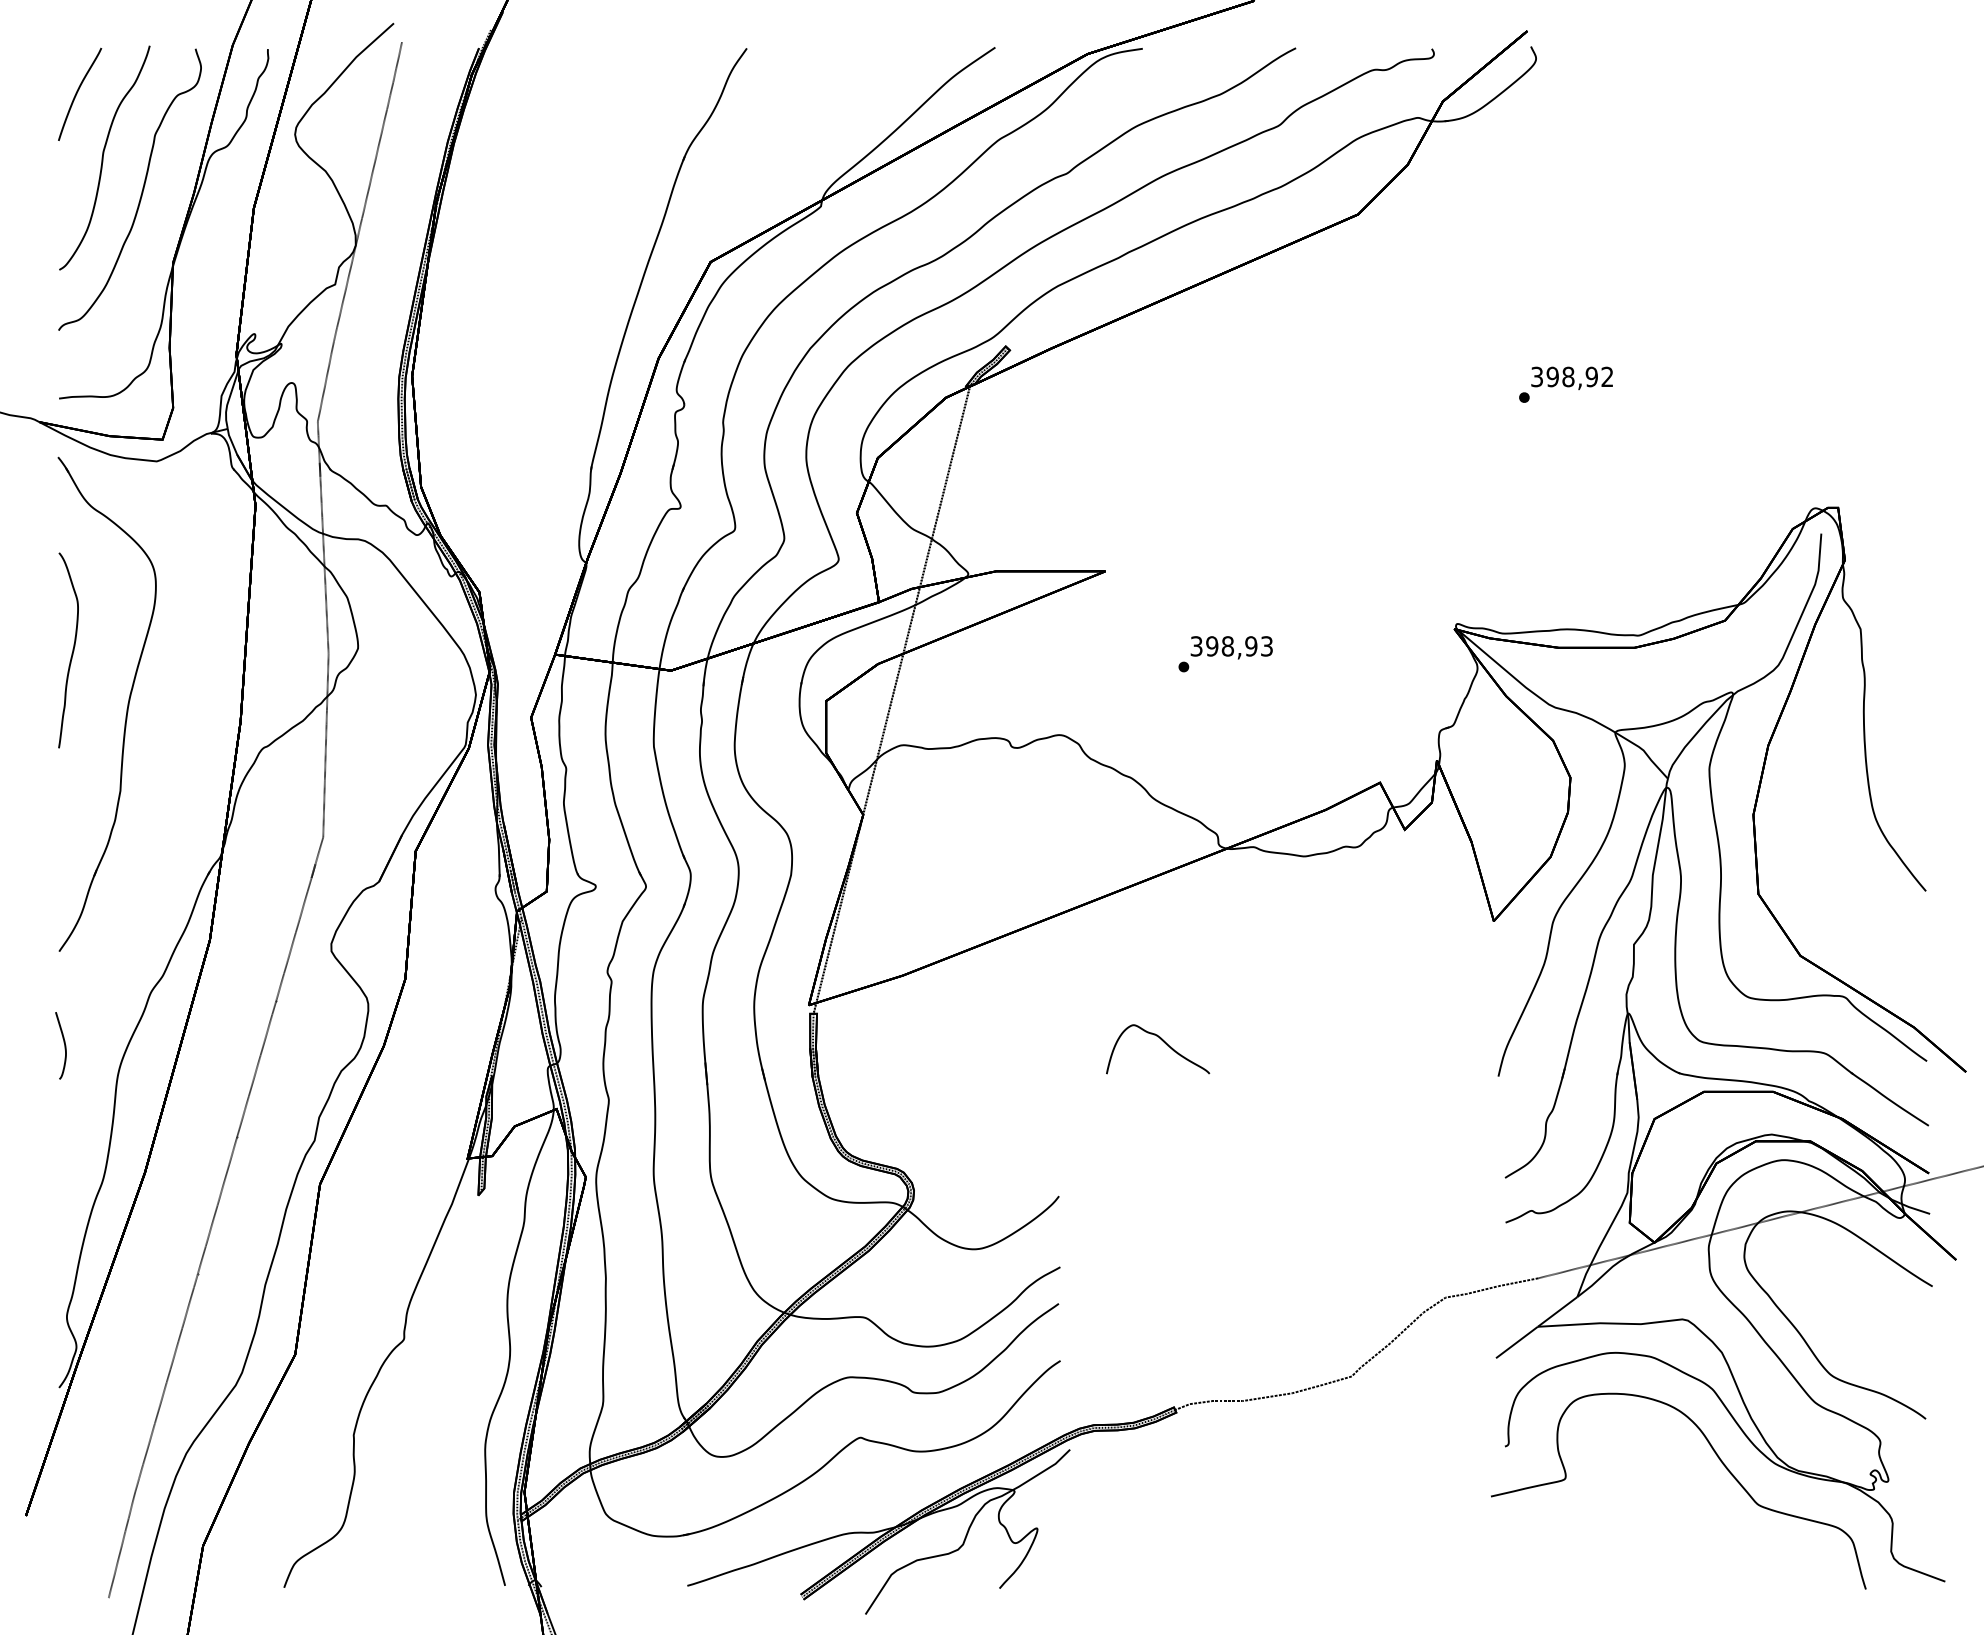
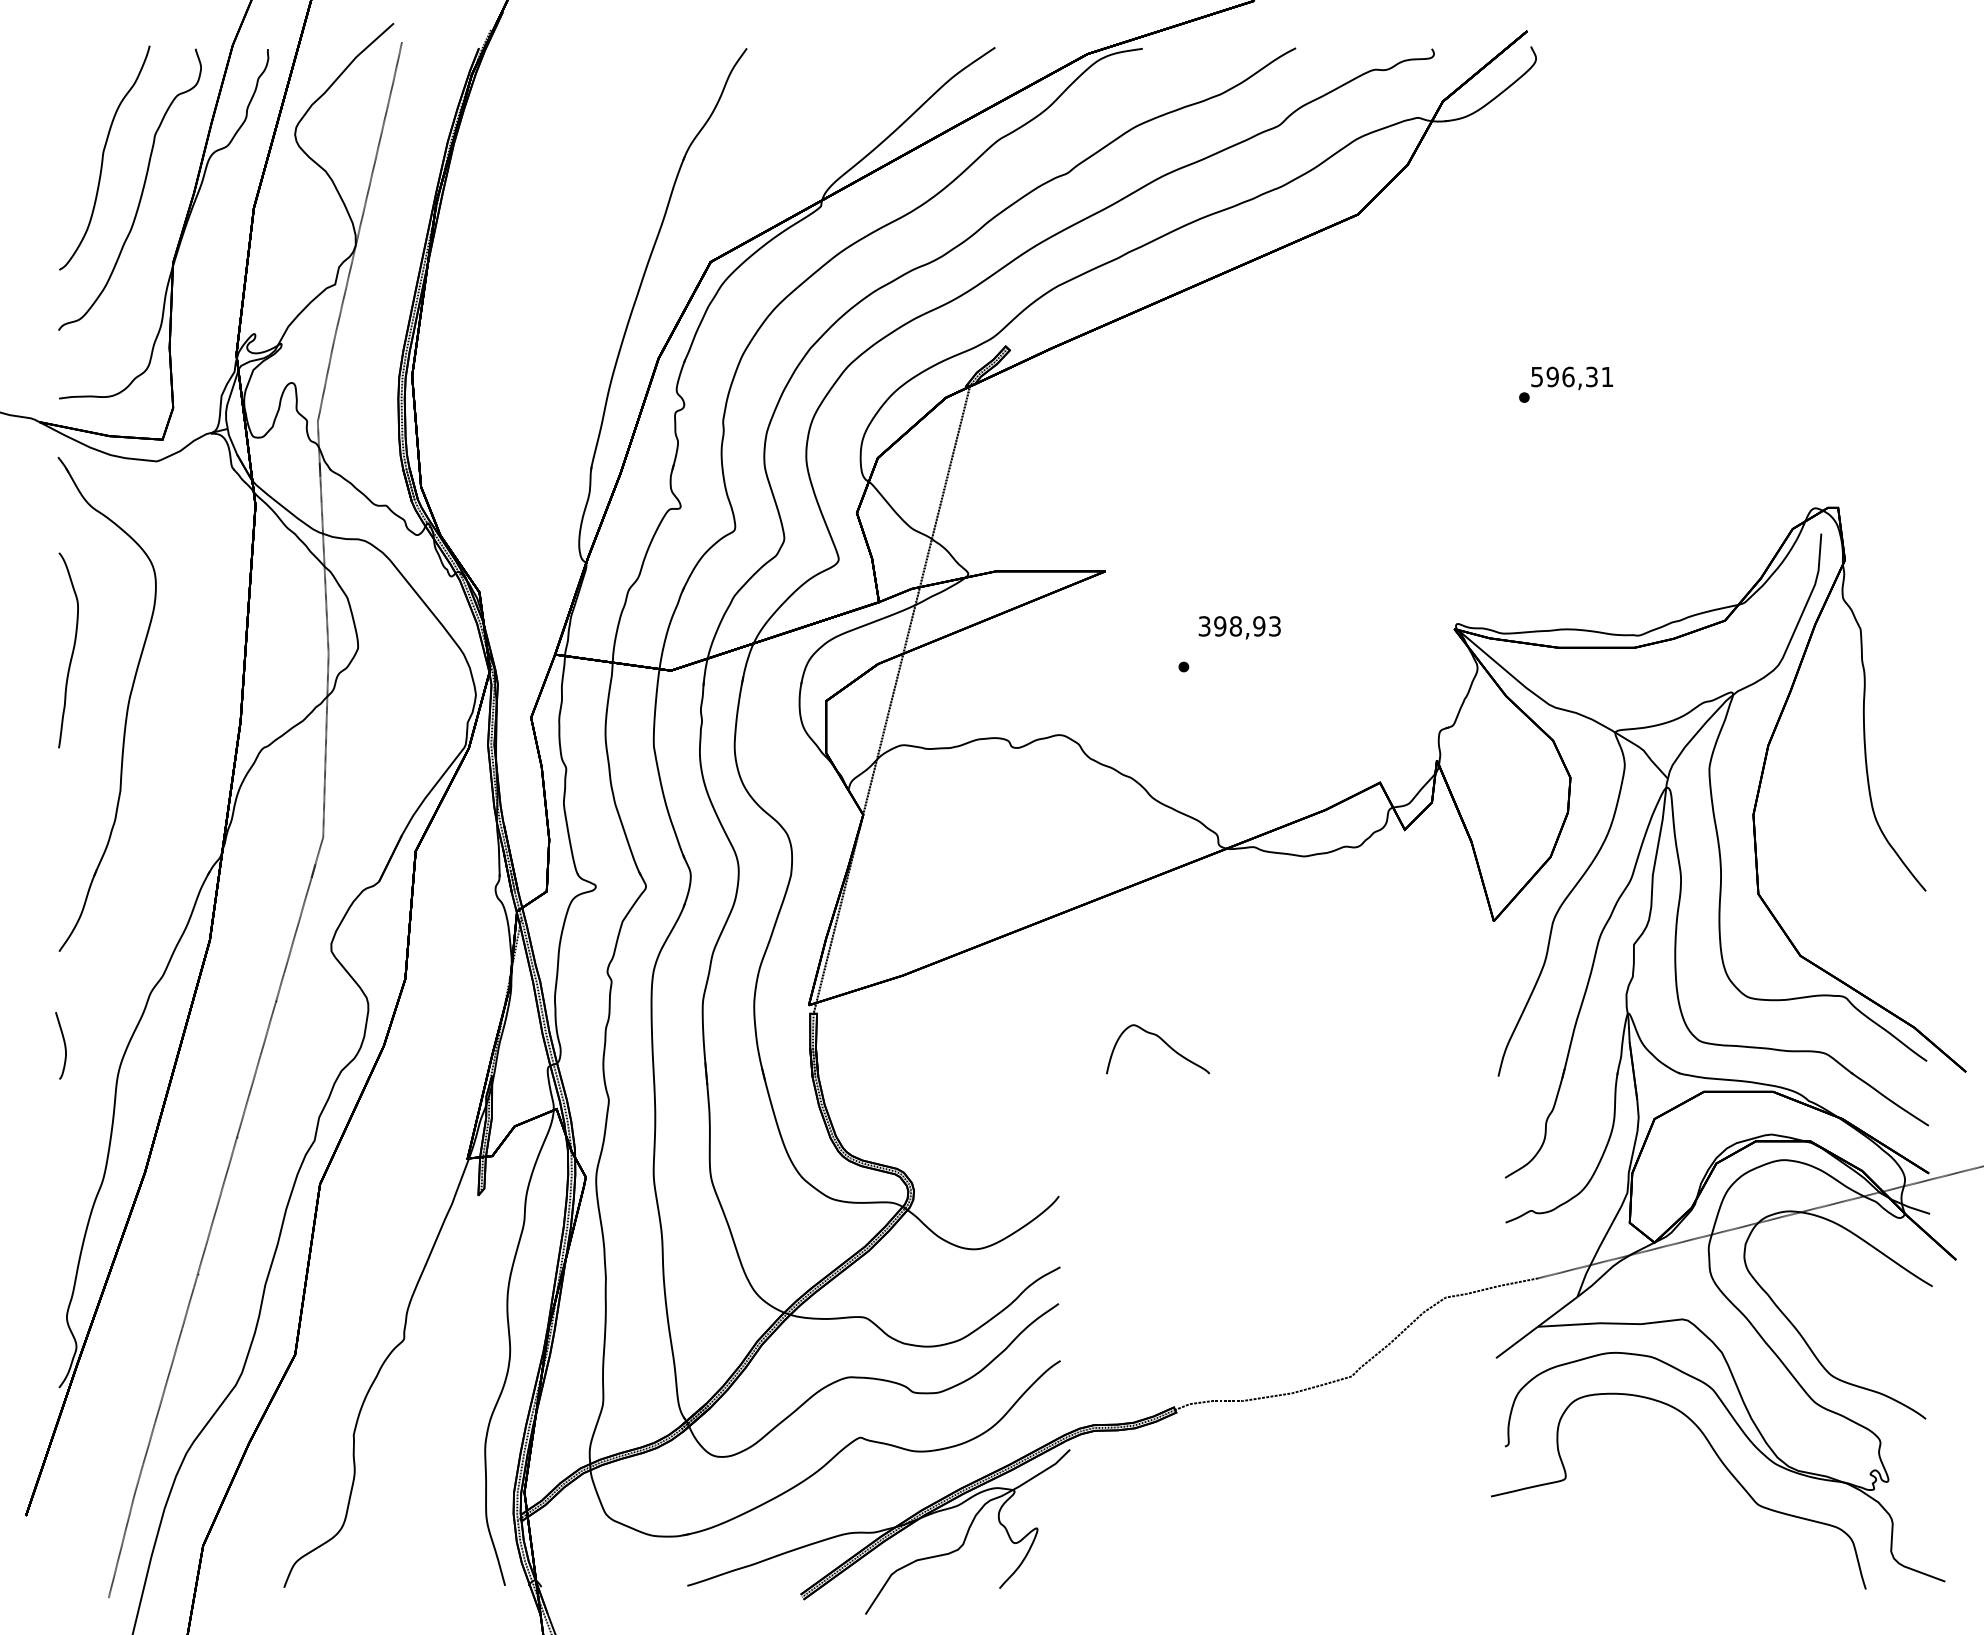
part: present -> none (80, 93)
text: 398,92 -> 596,31 (1572, 376)
text position: (1231, 647) -> (1239, 627) (1239, 627)
